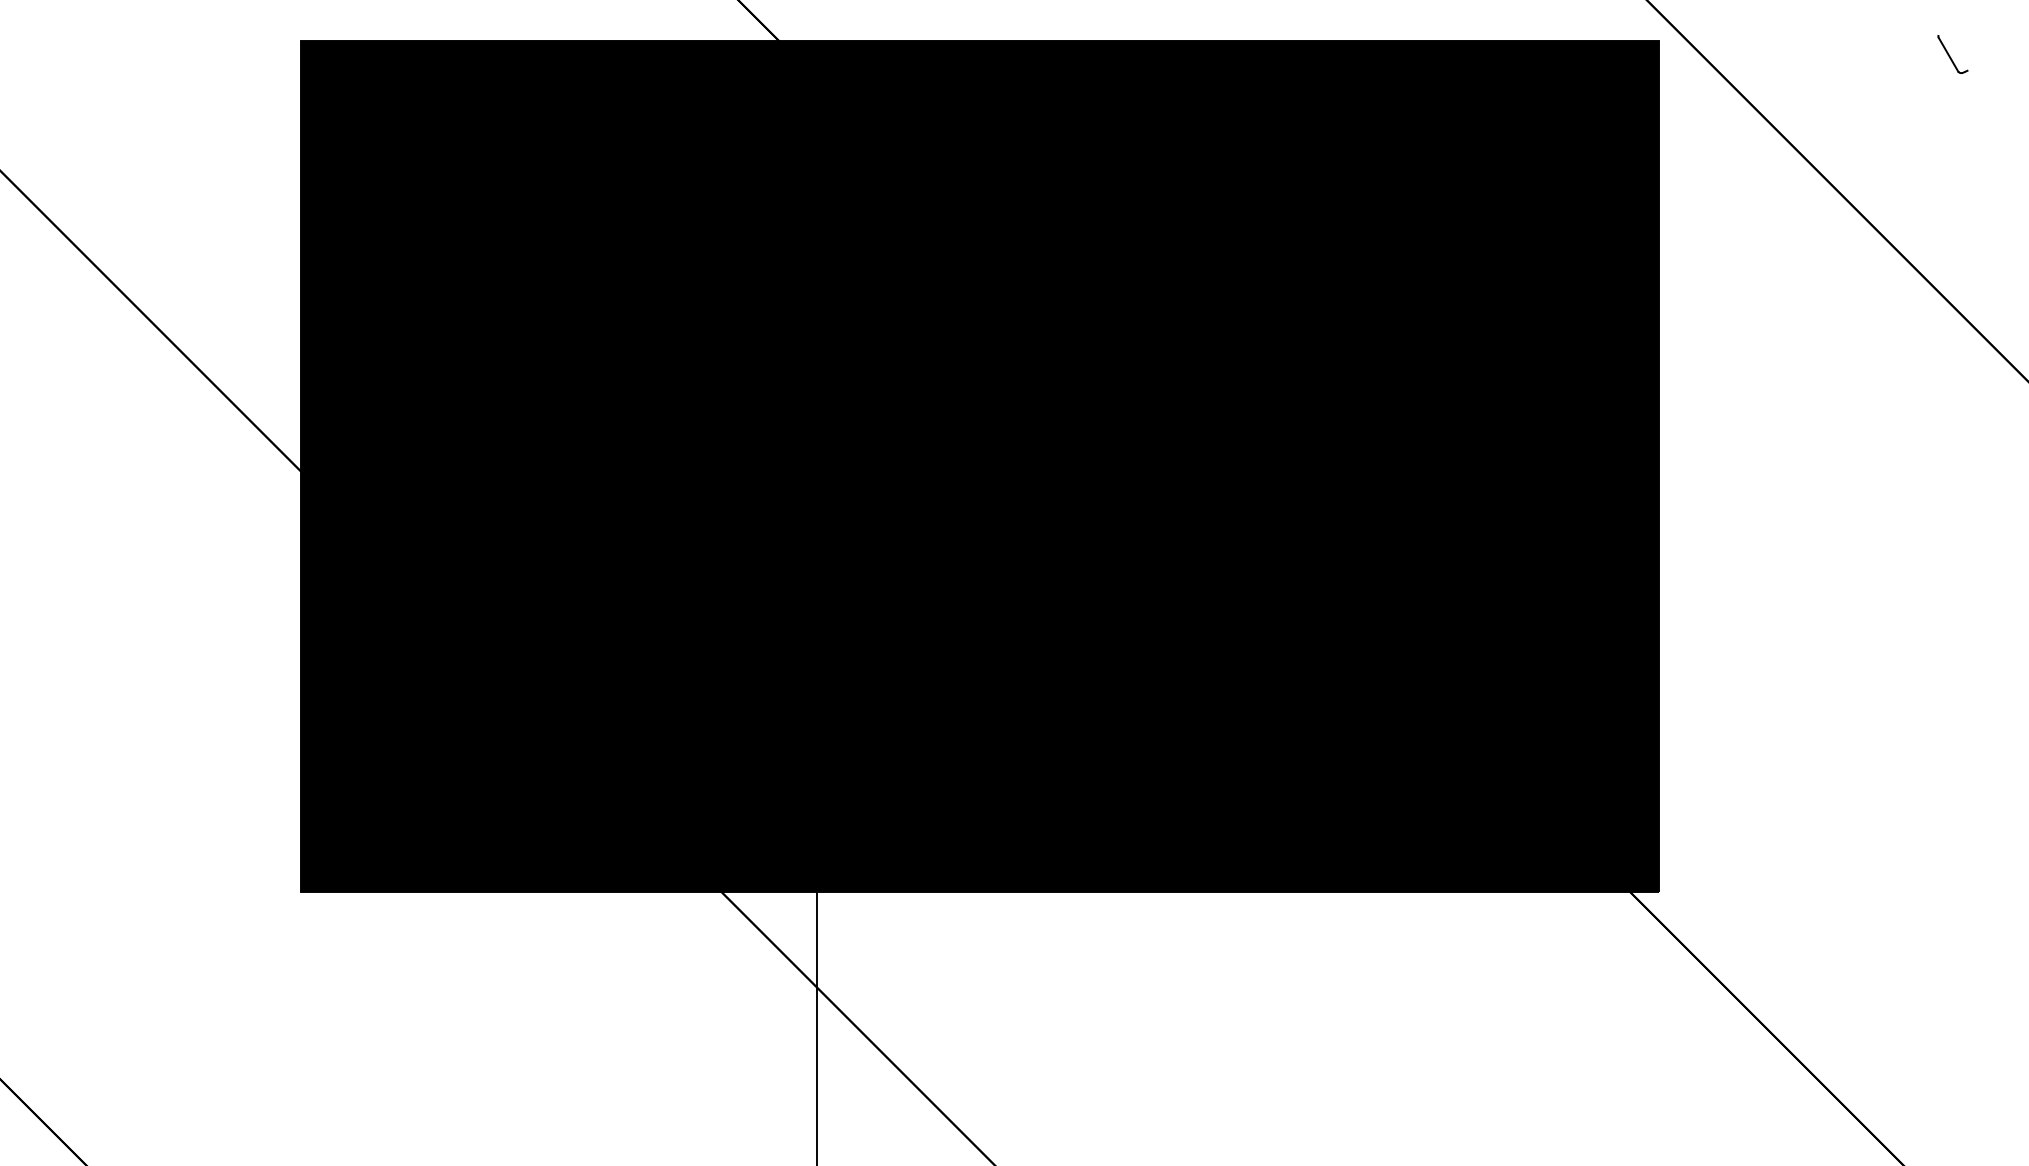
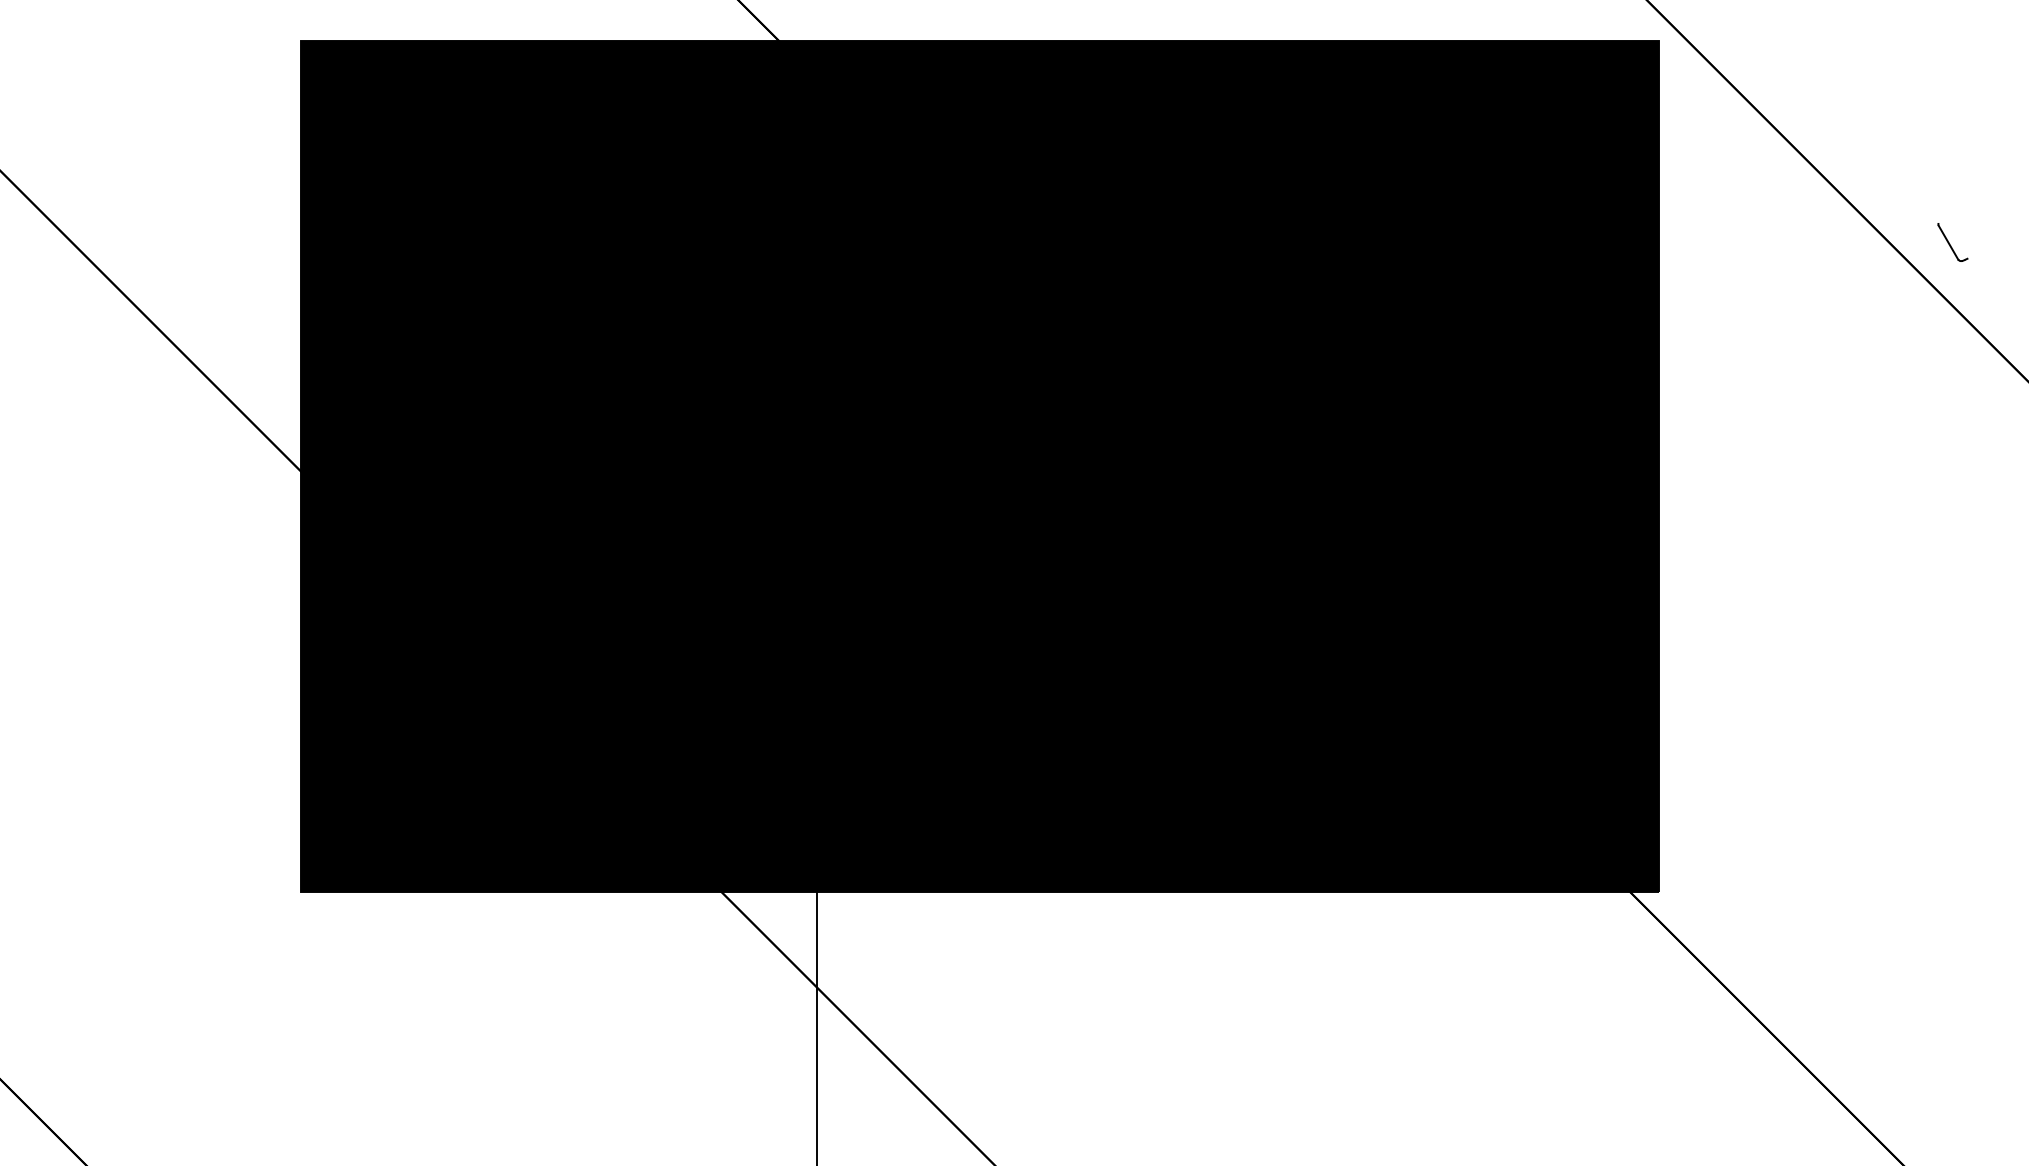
part position: (1952, 54) -> (1952, 242) (1952, 242)
